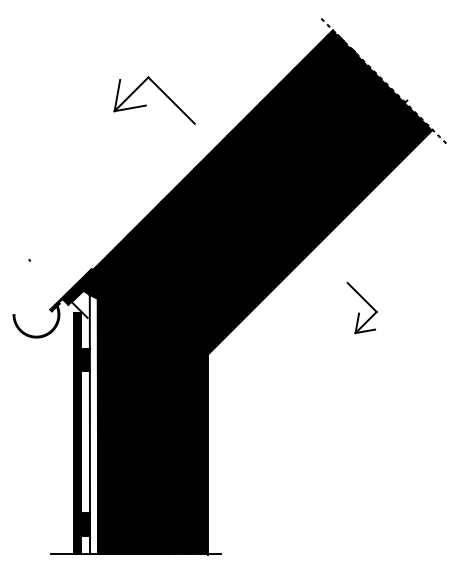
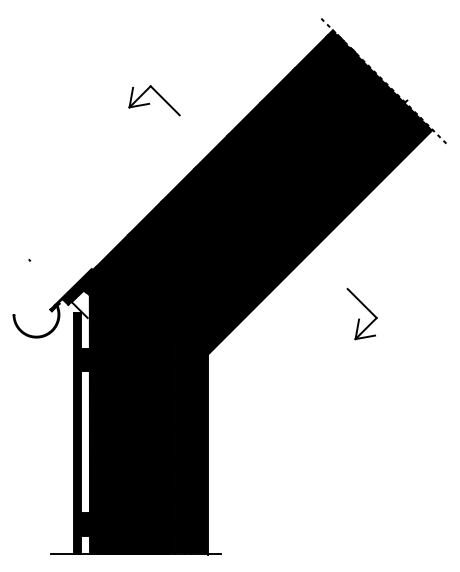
part size: 83x49 px -> 53x32 px (154, 100)
part position: (361, 307) -> (361, 313) (361, 313)
fill: none -> present (93, 424)
